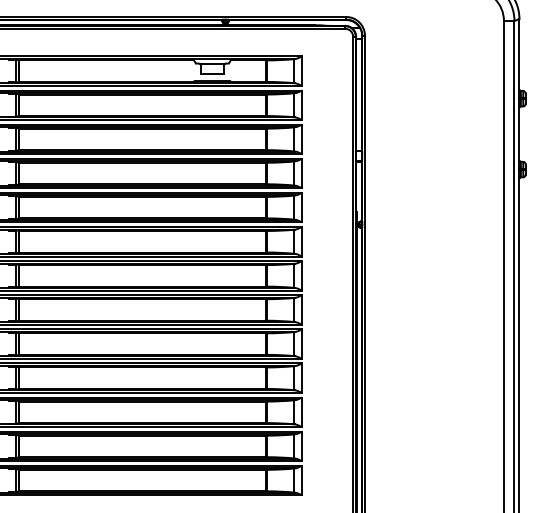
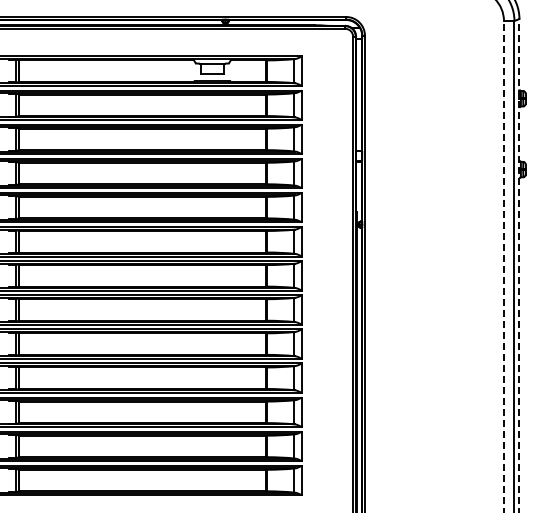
line: solid -> dashed (519, 265)
line: solid -> dashed (503, 266)
